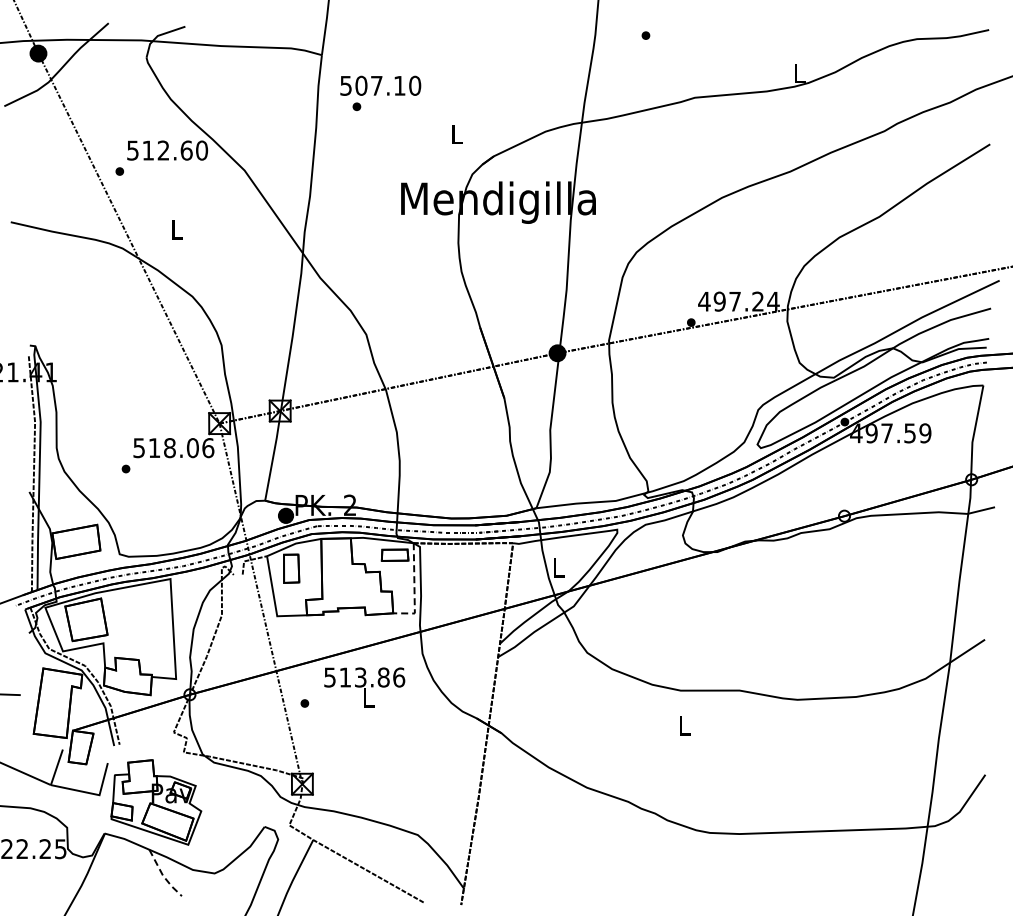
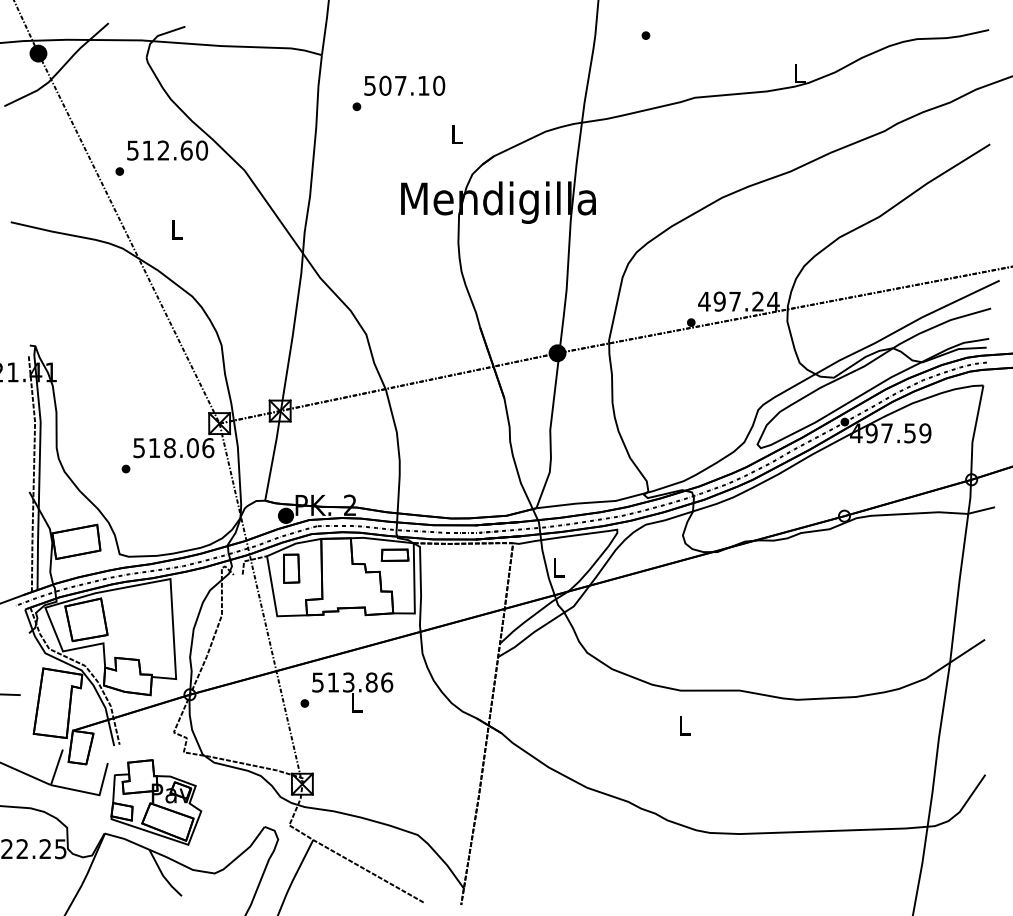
text position: (380, 85) -> (404, 85) (404, 85)
line: dashed -> solid (414, 589)
text position: (364, 687) -> (352, 692) (352, 692)
line: dashed -> solid (163, 875)
